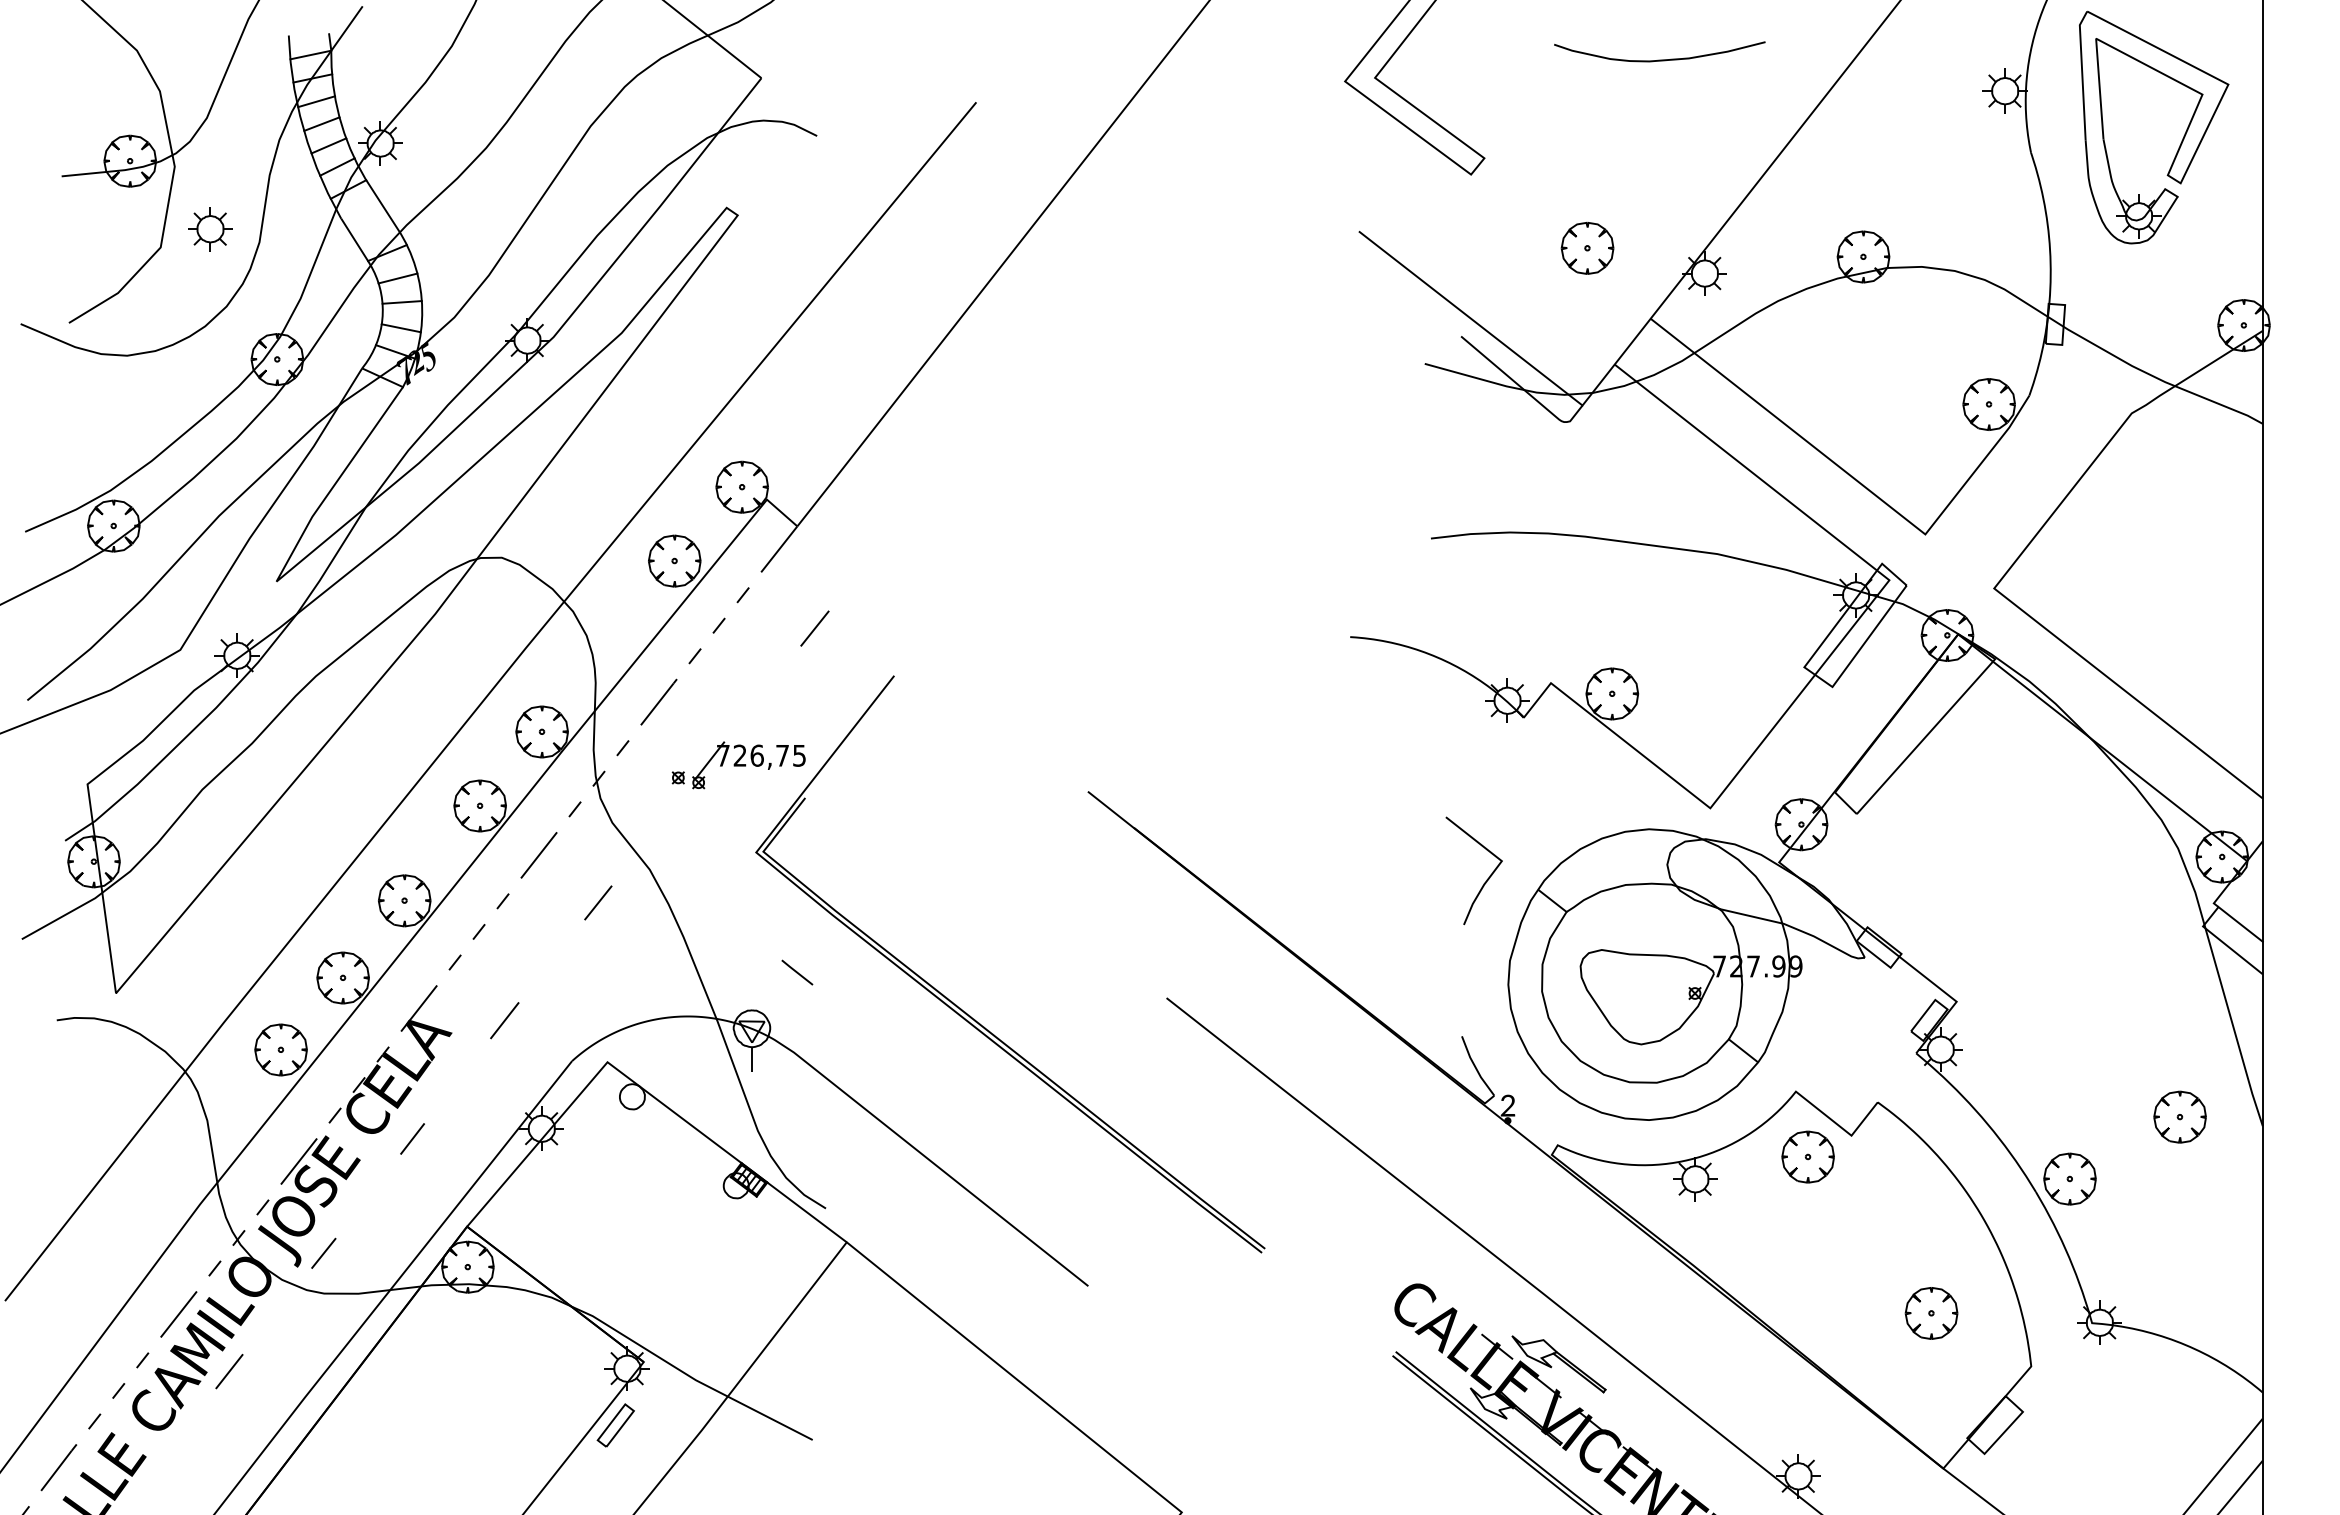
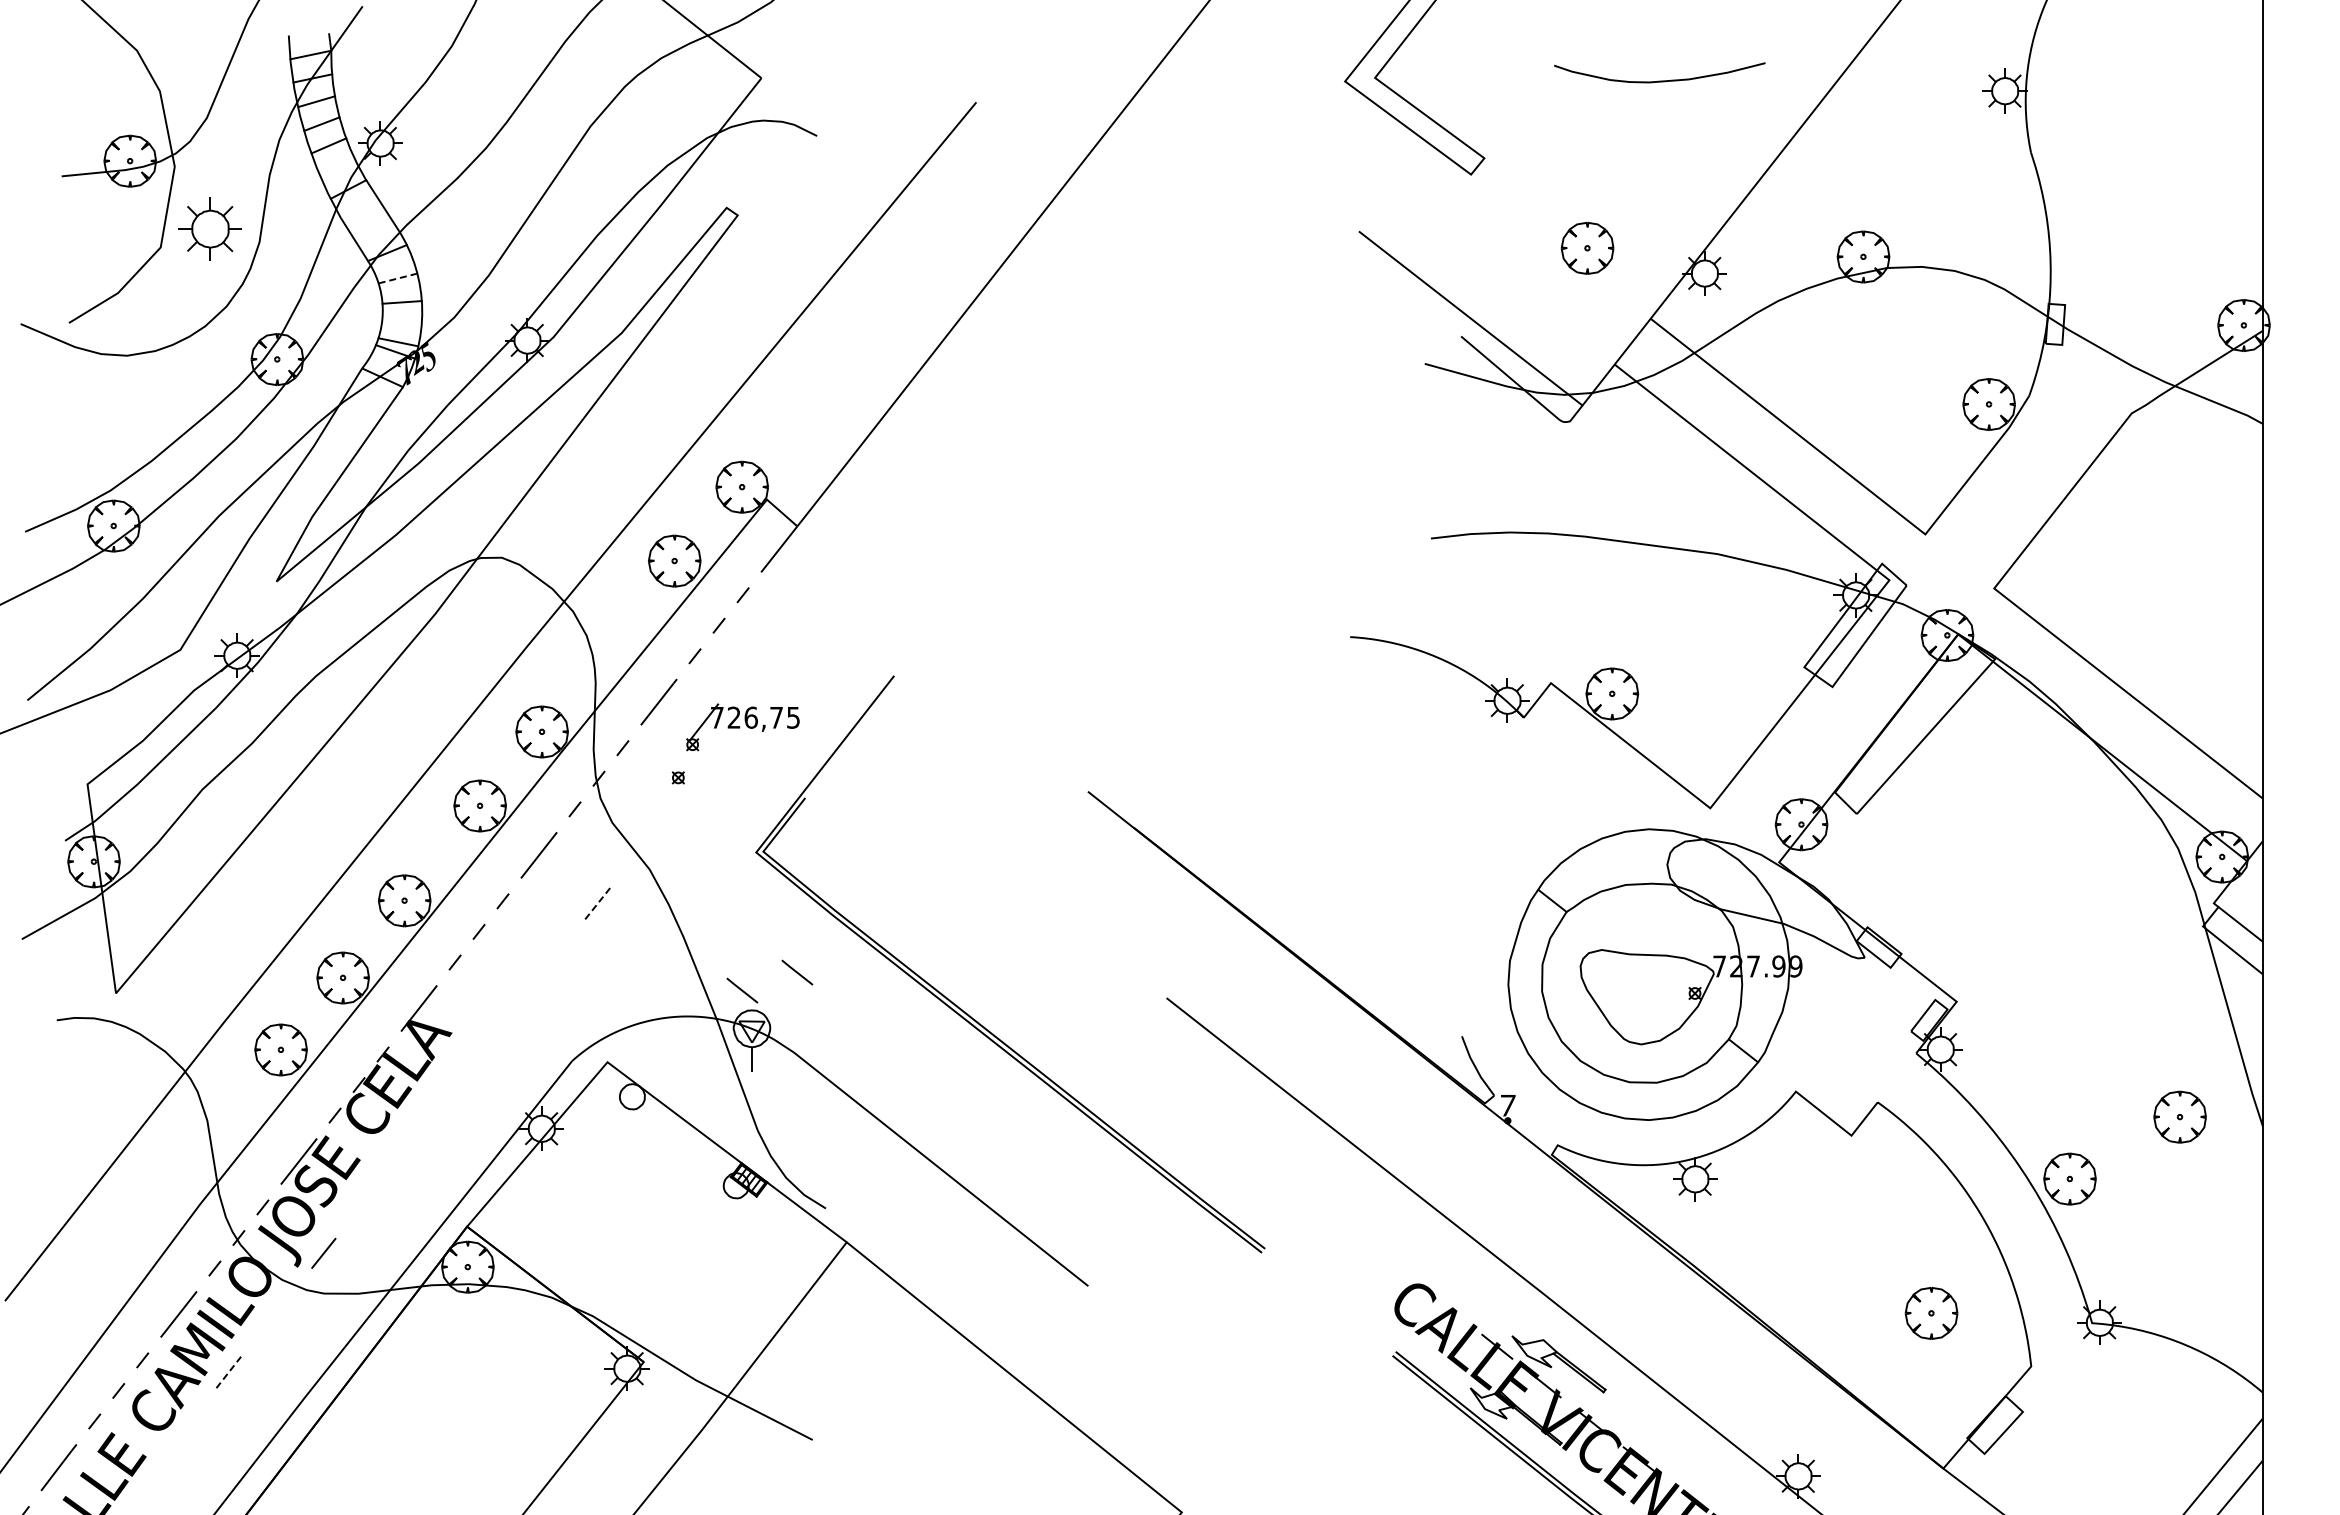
curve position: (1659, 59) -> (1659, 80) (1659, 80)
part: present -> none (2181, 140)
line: present -> none (337, 166)
part size: 45x45 px -> 64x64 px (209, 228)
line: solid -> dashed (397, 278)
line position: (400, 328) -> (397, 342) (397, 342)
line: present -> none (814, 628)
part position: (748, 765) -> (742, 727) (742, 727)
line: present -> none (1486, 879)
line: solid -> dashed (598, 902)
line: none -> present (742, 990)
line: present -> none (504, 1020)
text: 2 -> 7 (1507, 1105)
line: present -> none (412, 1138)
part: present -> none (1807, 1156)
line: solid -> dashed (229, 1371)
part: present -> none (615, 1425)
